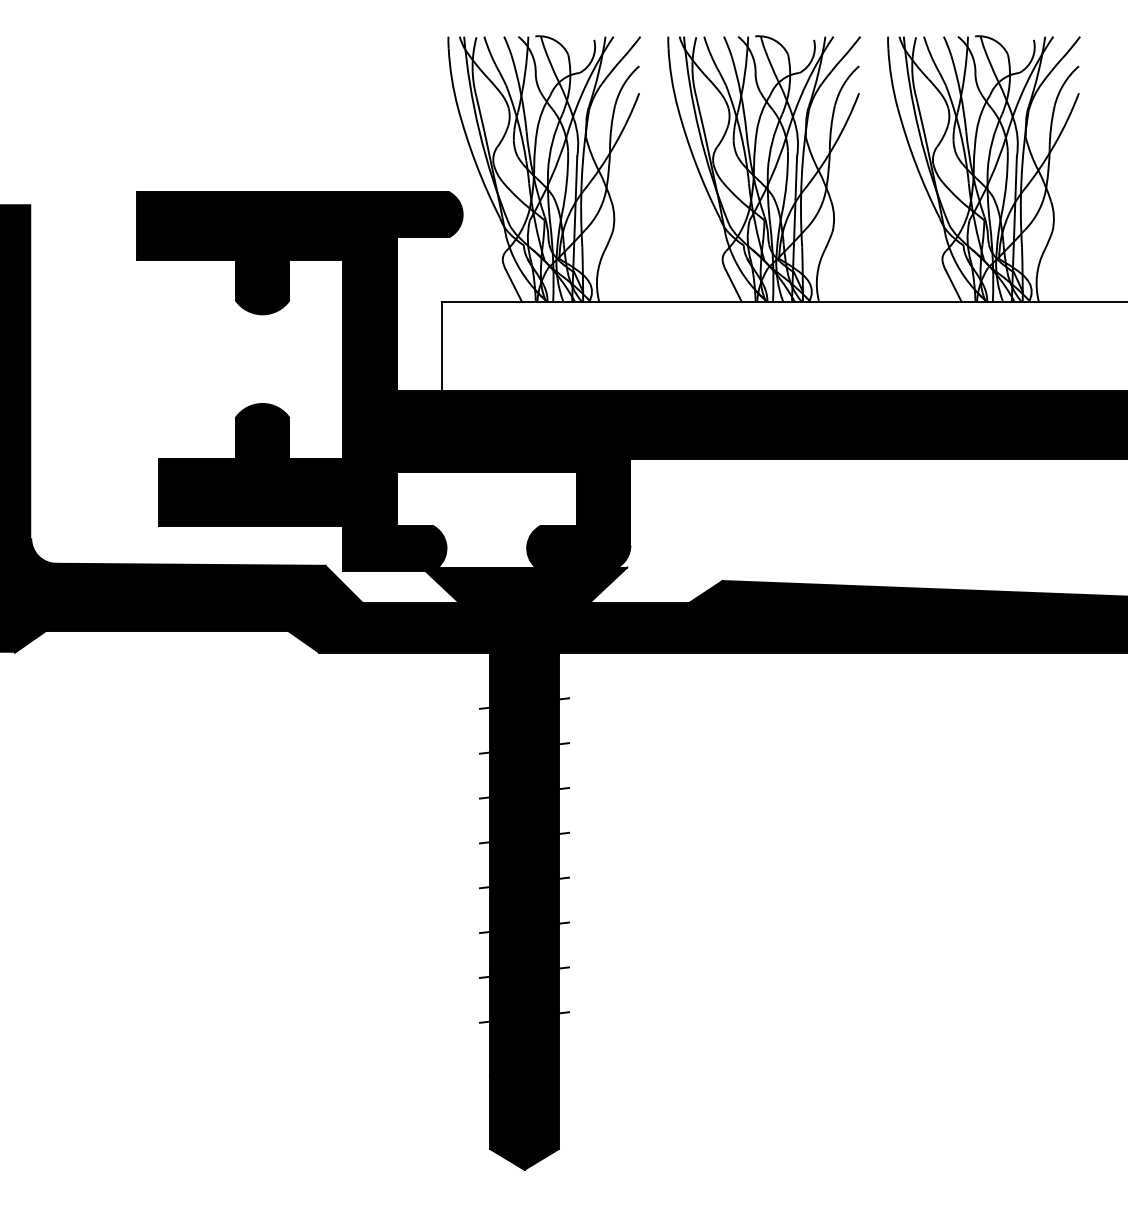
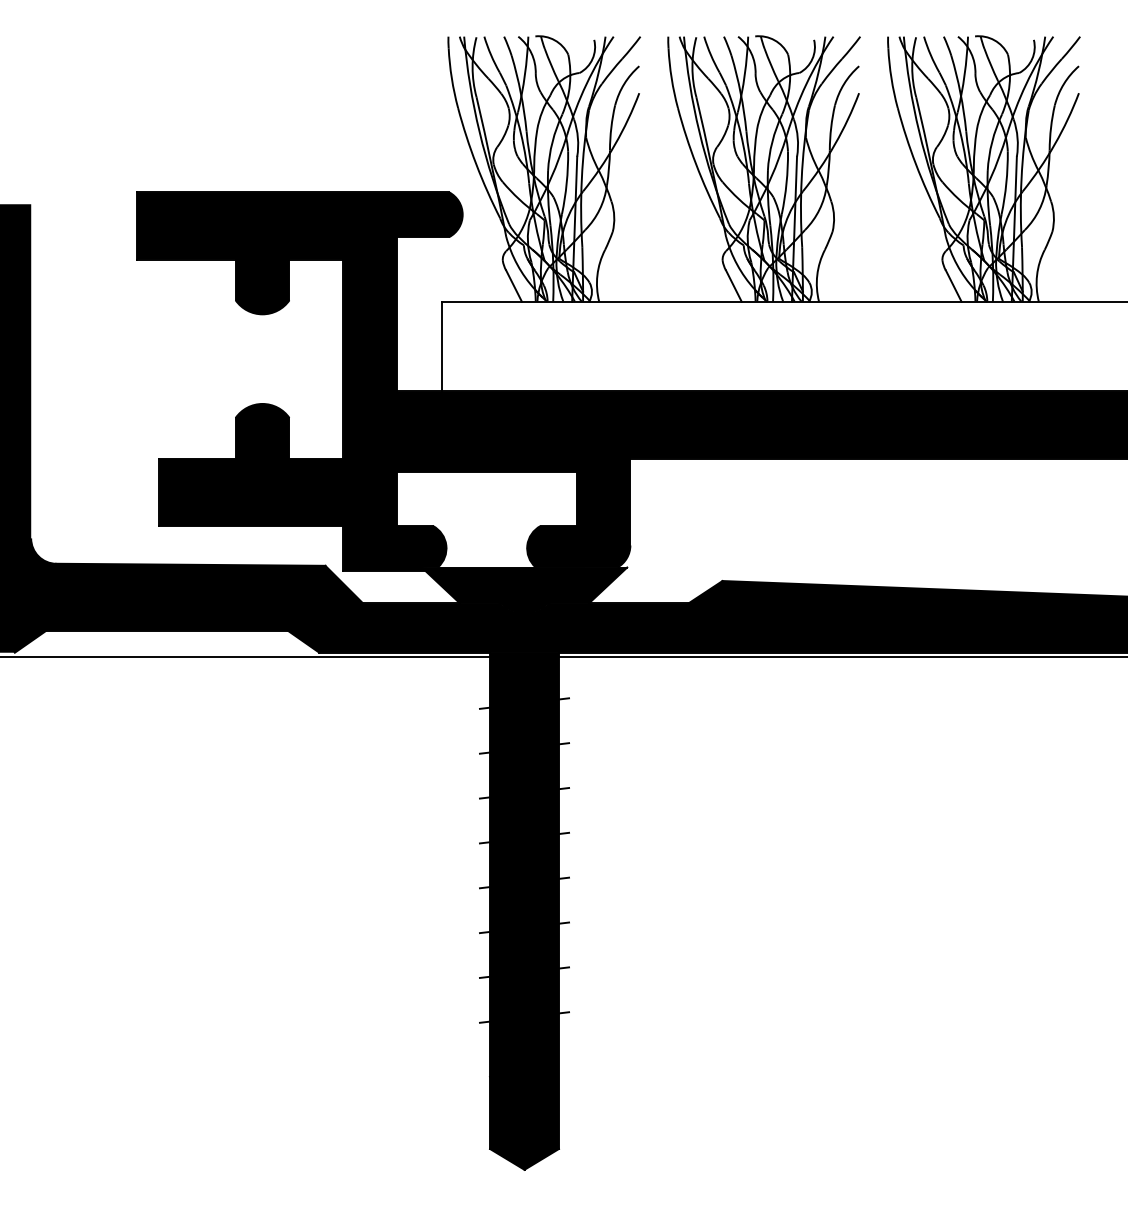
line: none -> present (246, 657)
line: none -> present (841, 657)
